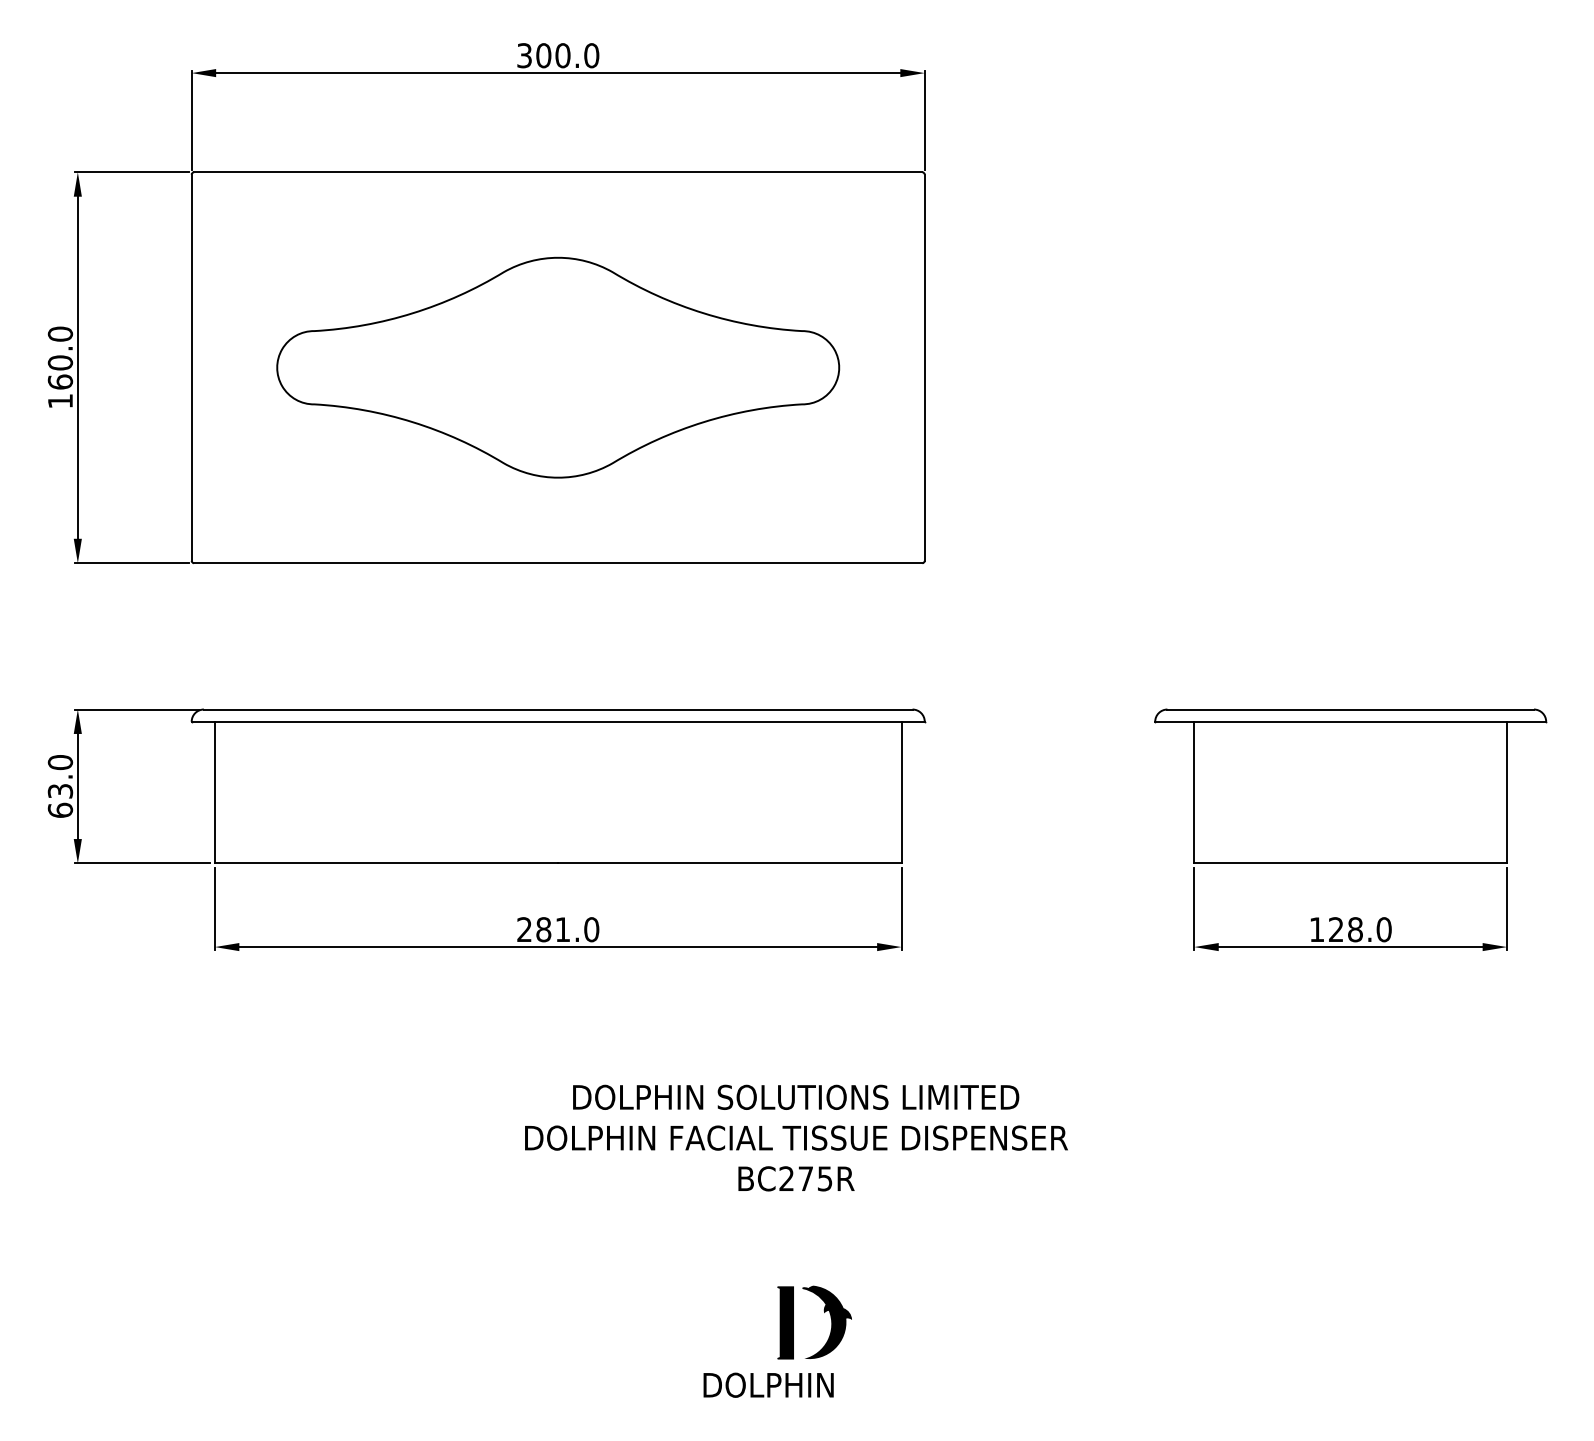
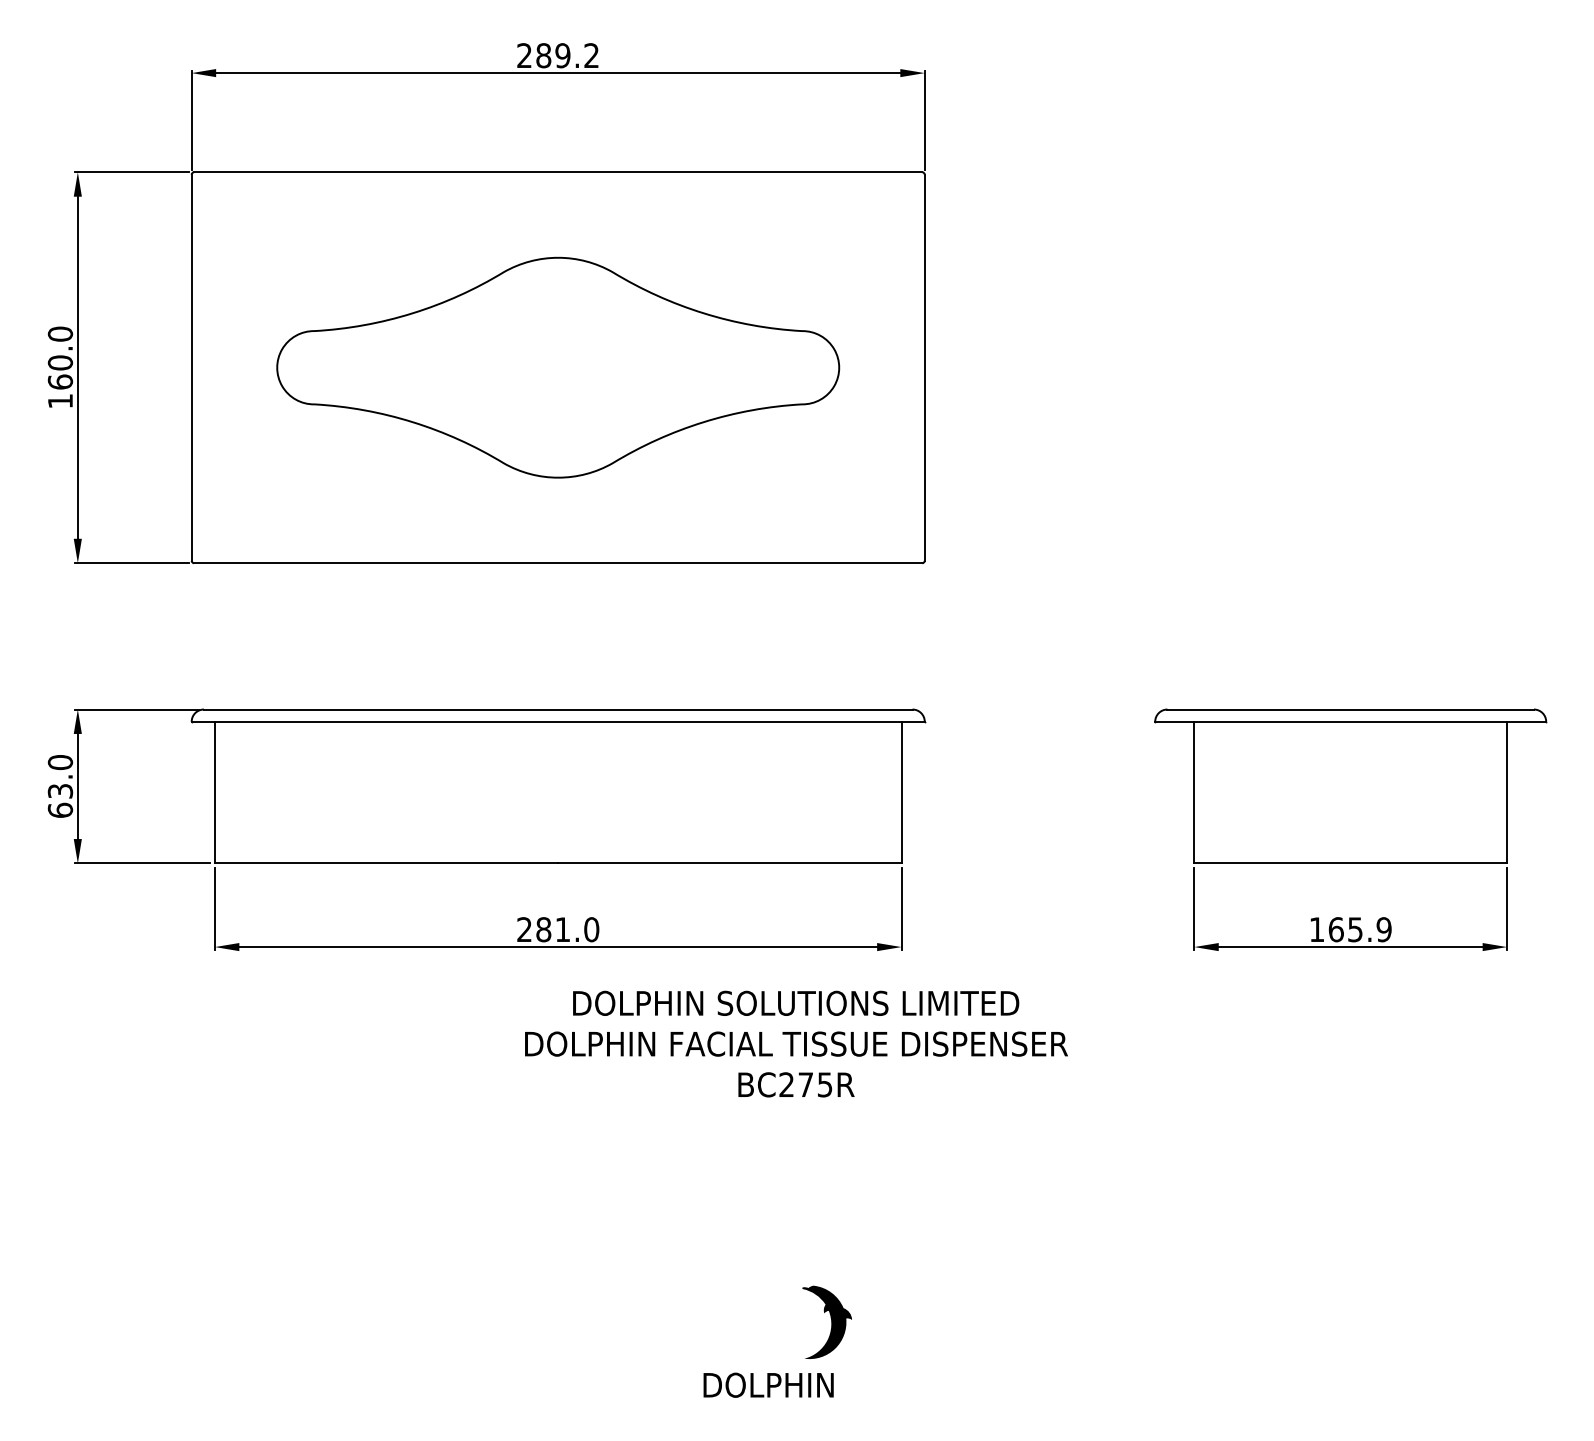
text: 300.0 -> 289.2 (558, 55)
text: 128.0 -> 165.9 (1359, 929)
text position: (796, 1137) -> (796, 1043) (796, 1043)
fill: present -> none (785, 1322)
